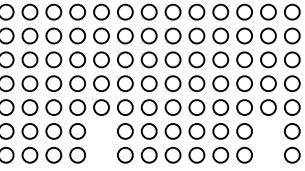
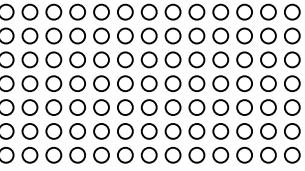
part: none -> present (101, 143)
part: none -> present (268, 143)
